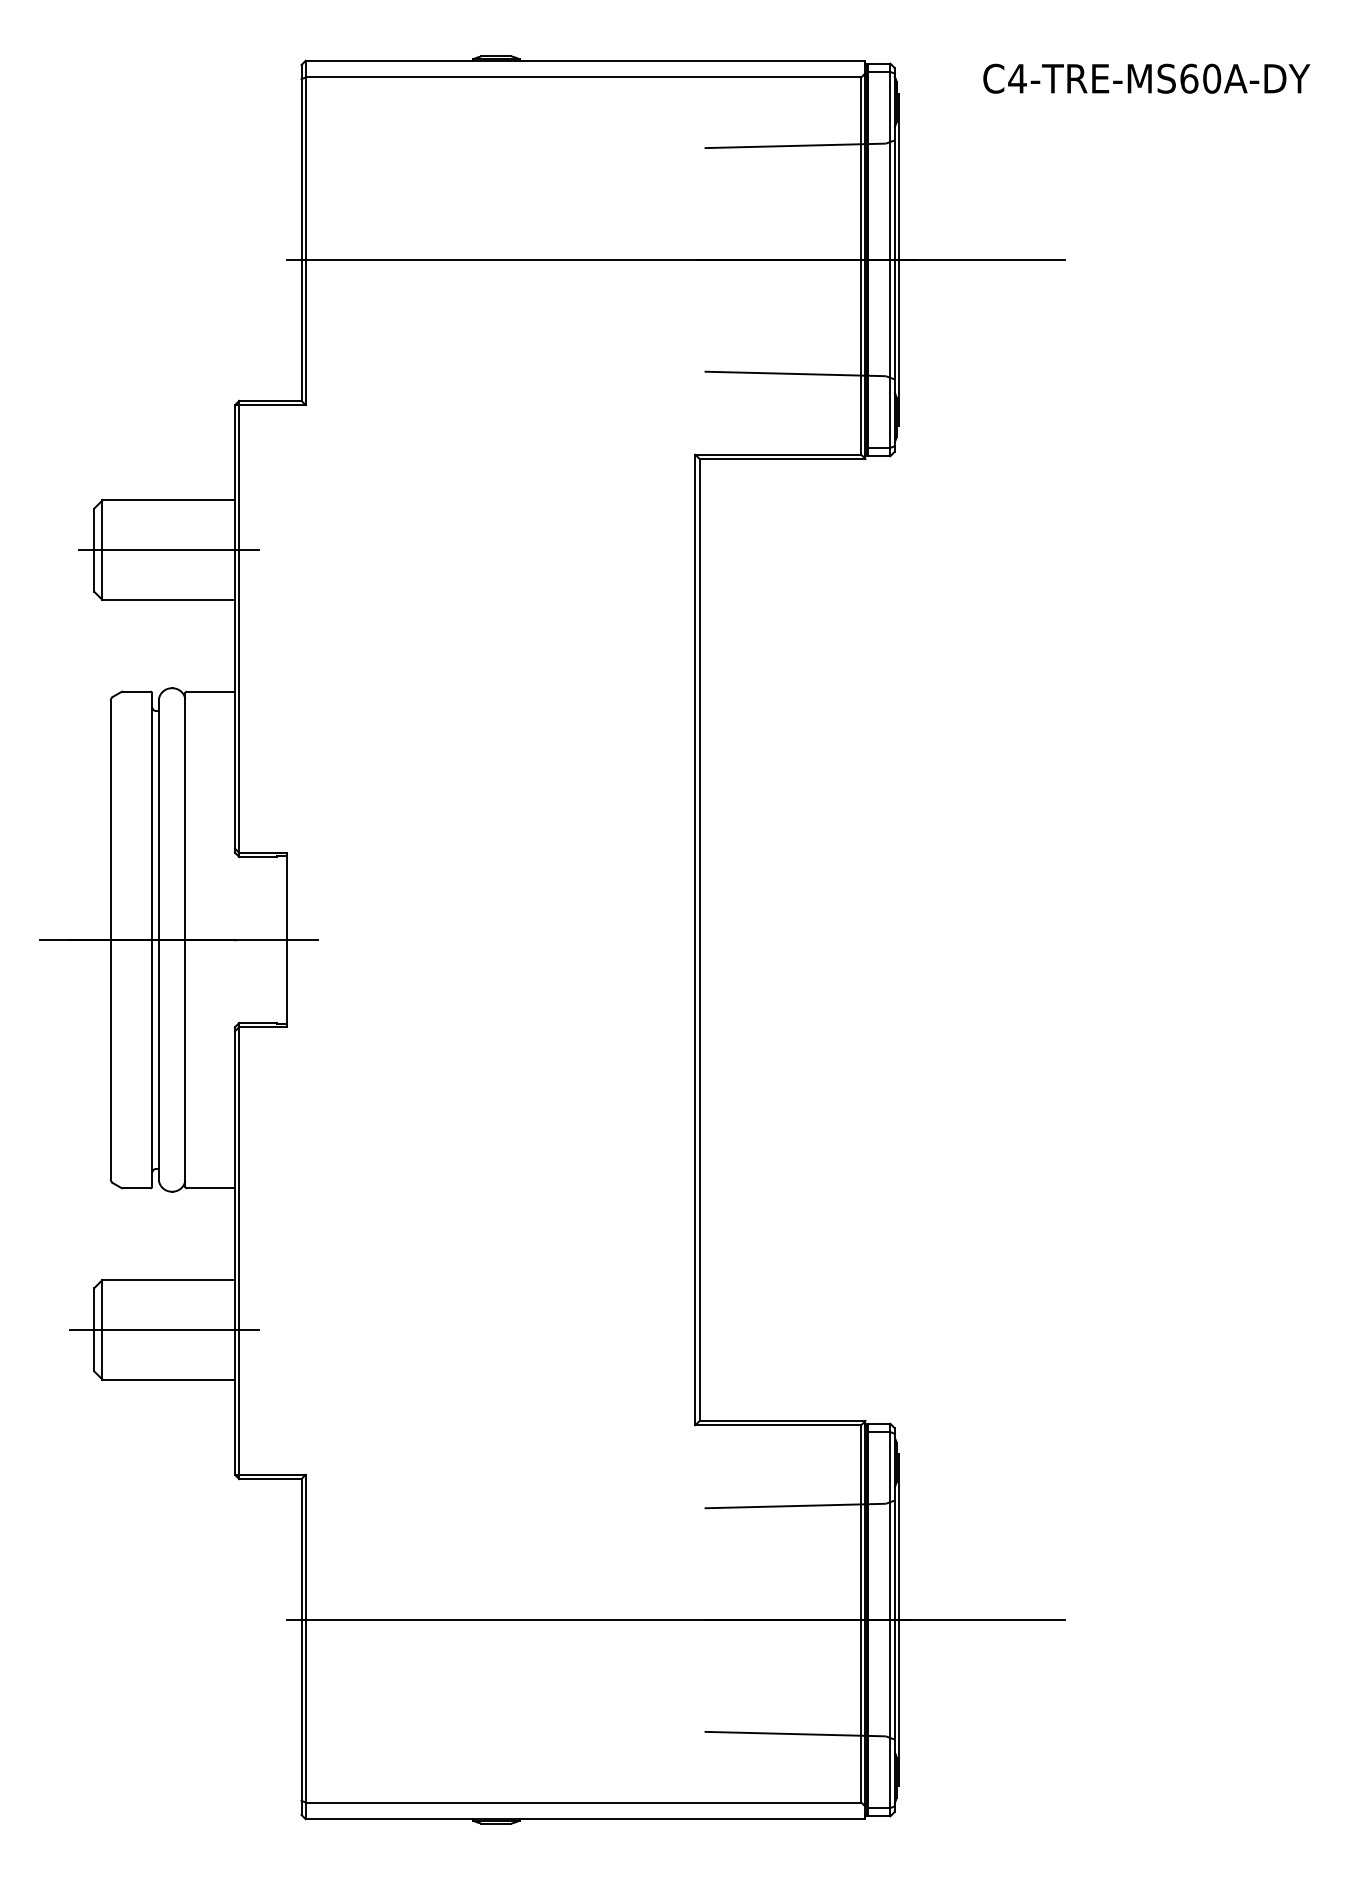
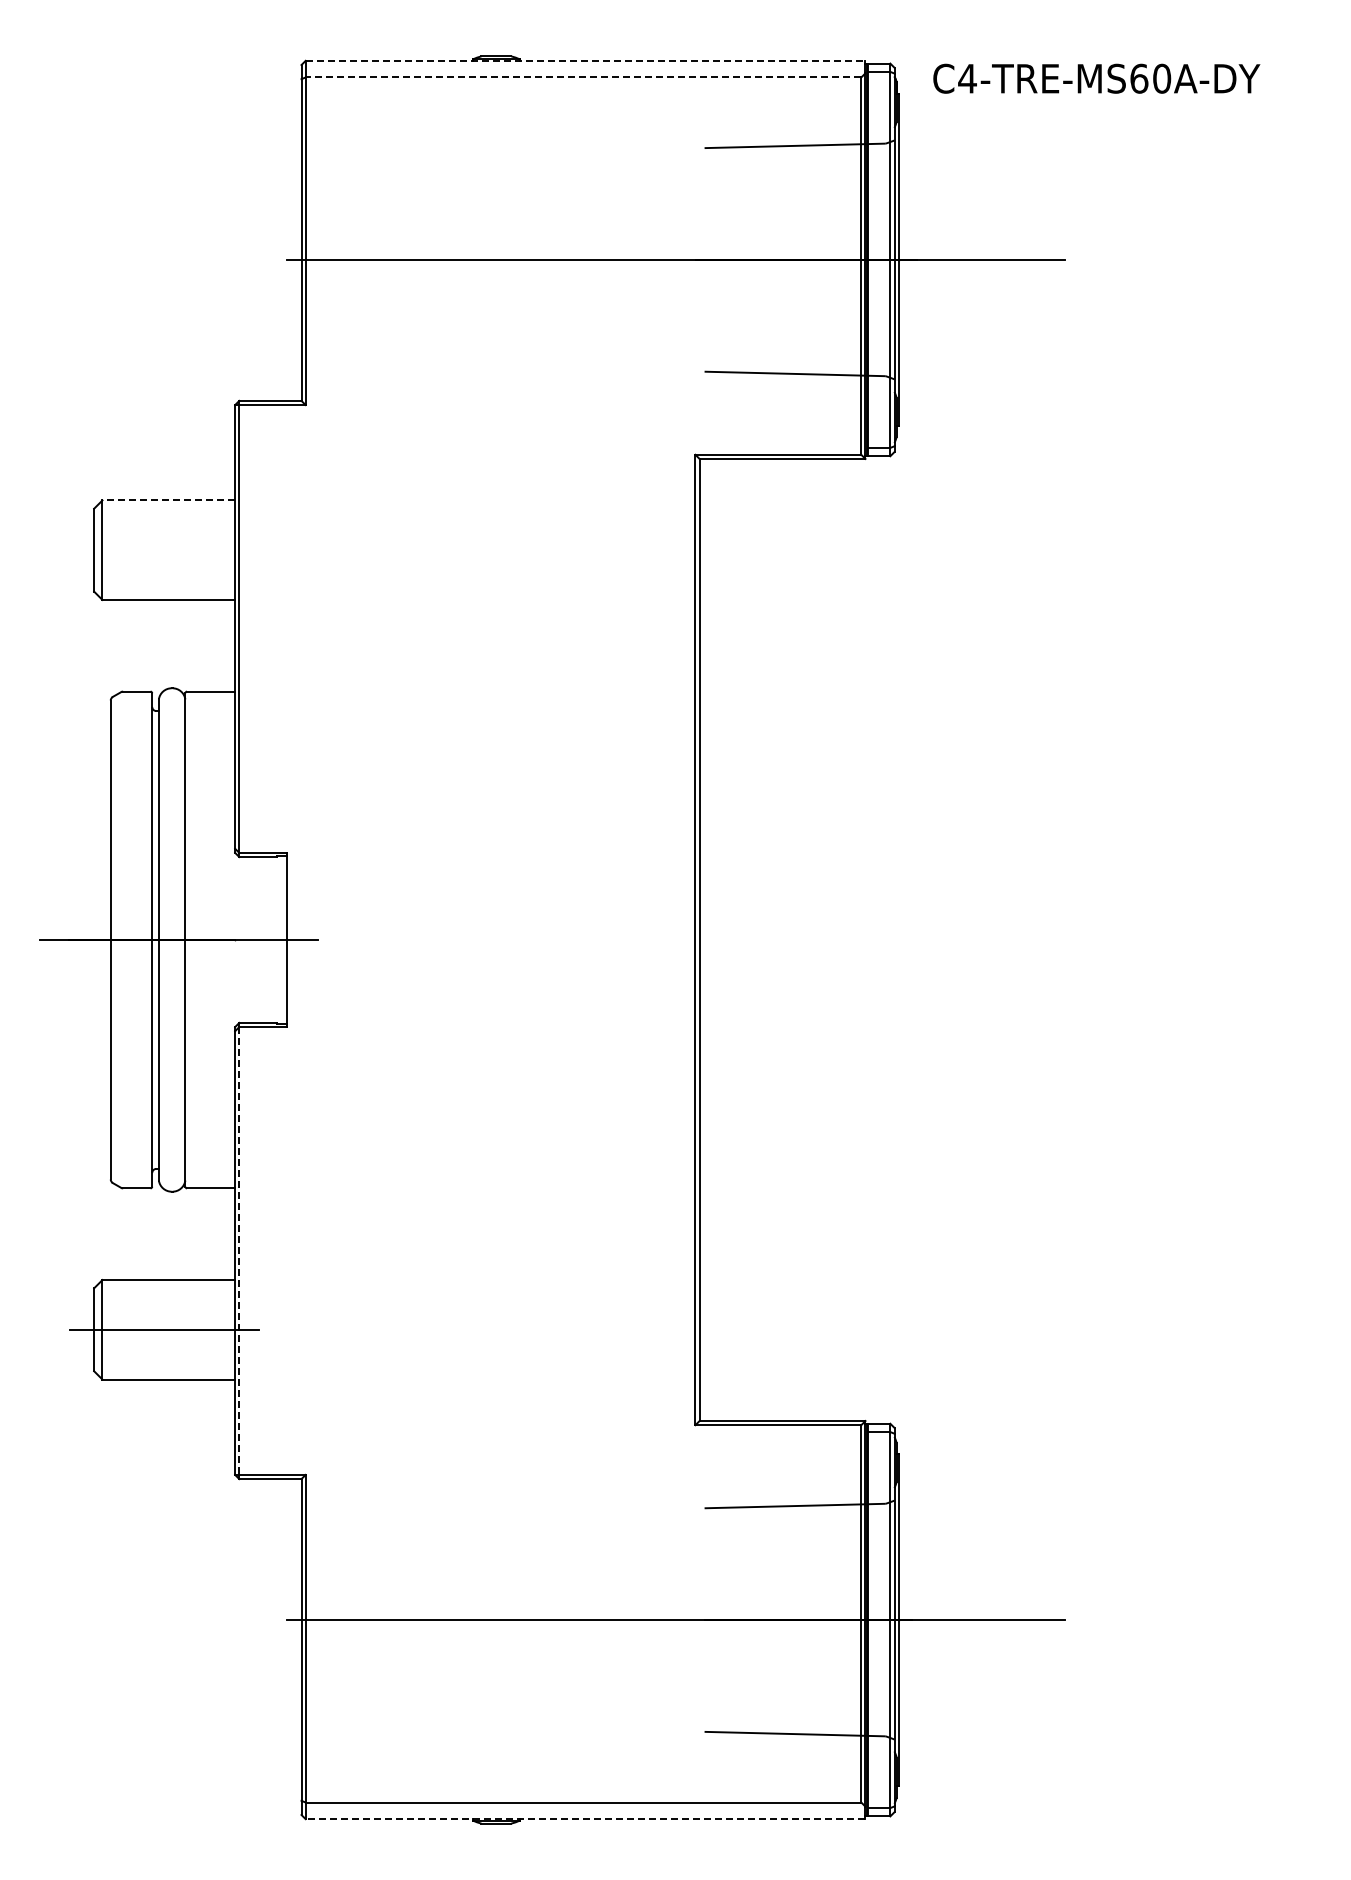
line: solid -> dashed (585, 60)
line: solid -> dashed (583, 77)
text position: (1146, 78) -> (1096, 78) (1096, 78)
line: solid -> dashed (168, 500)
line: present -> none (168, 550)
line: solid -> dashed (239, 1251)
line: solid -> dashed (585, 1819)
